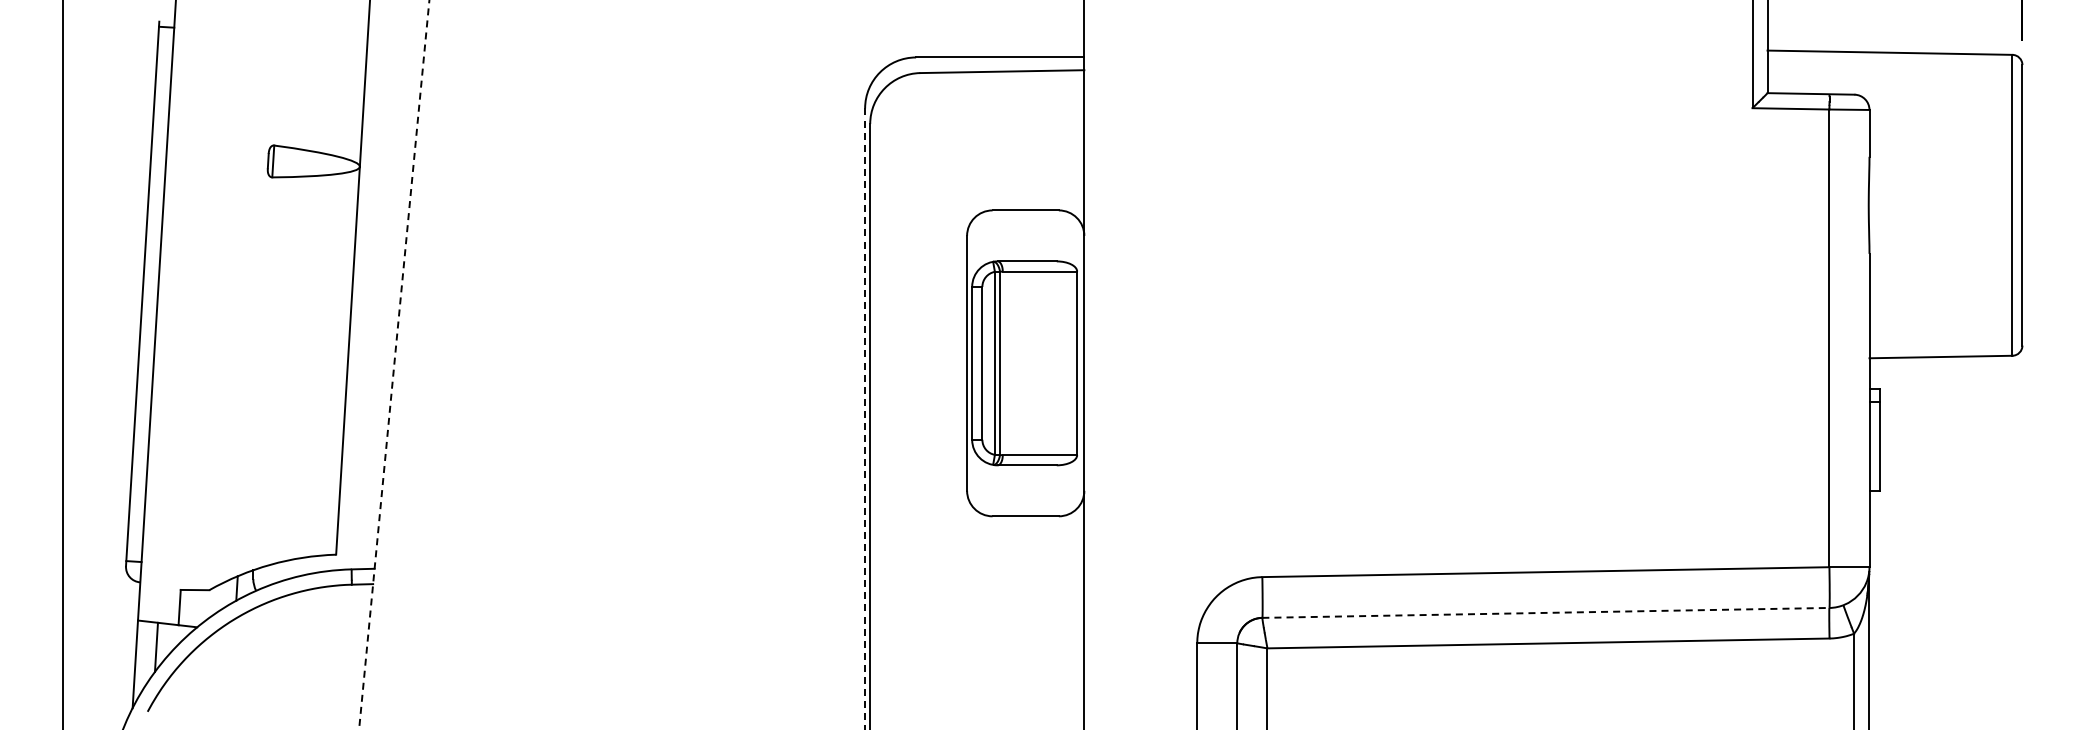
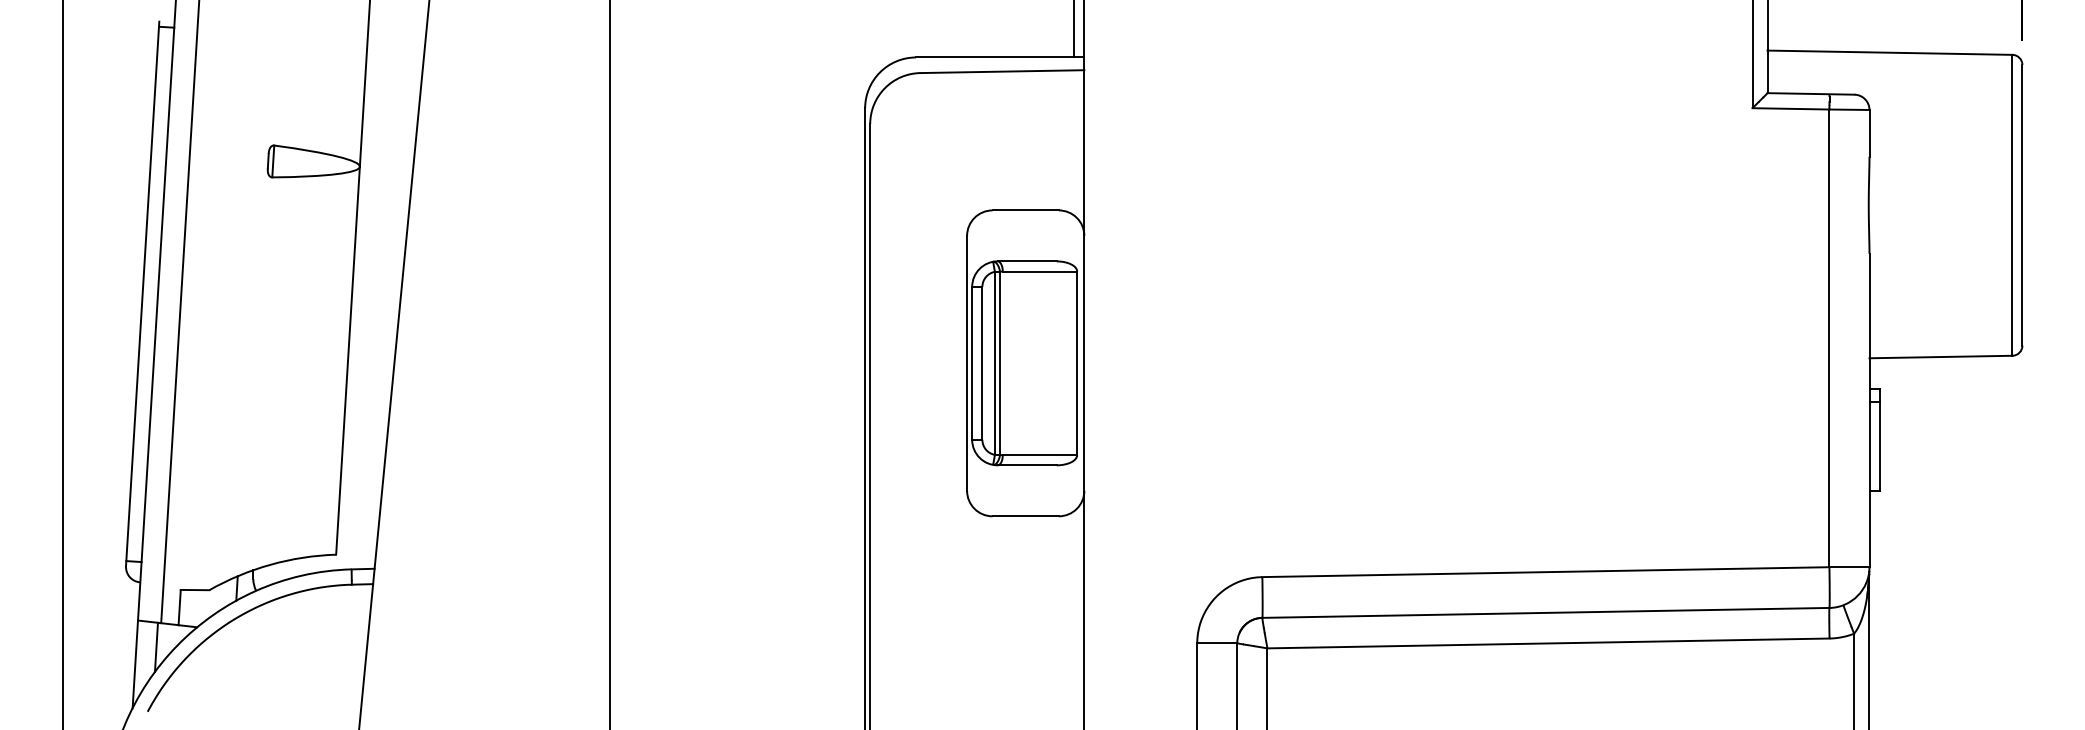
line: none -> present (1074, 29)
line: none -> present (180, 312)
line: dashed -> solid (394, 364)
line: none -> present (610, 364)
line: dashed -> solid (865, 419)
line: dashed -> solid (1545, 612)
